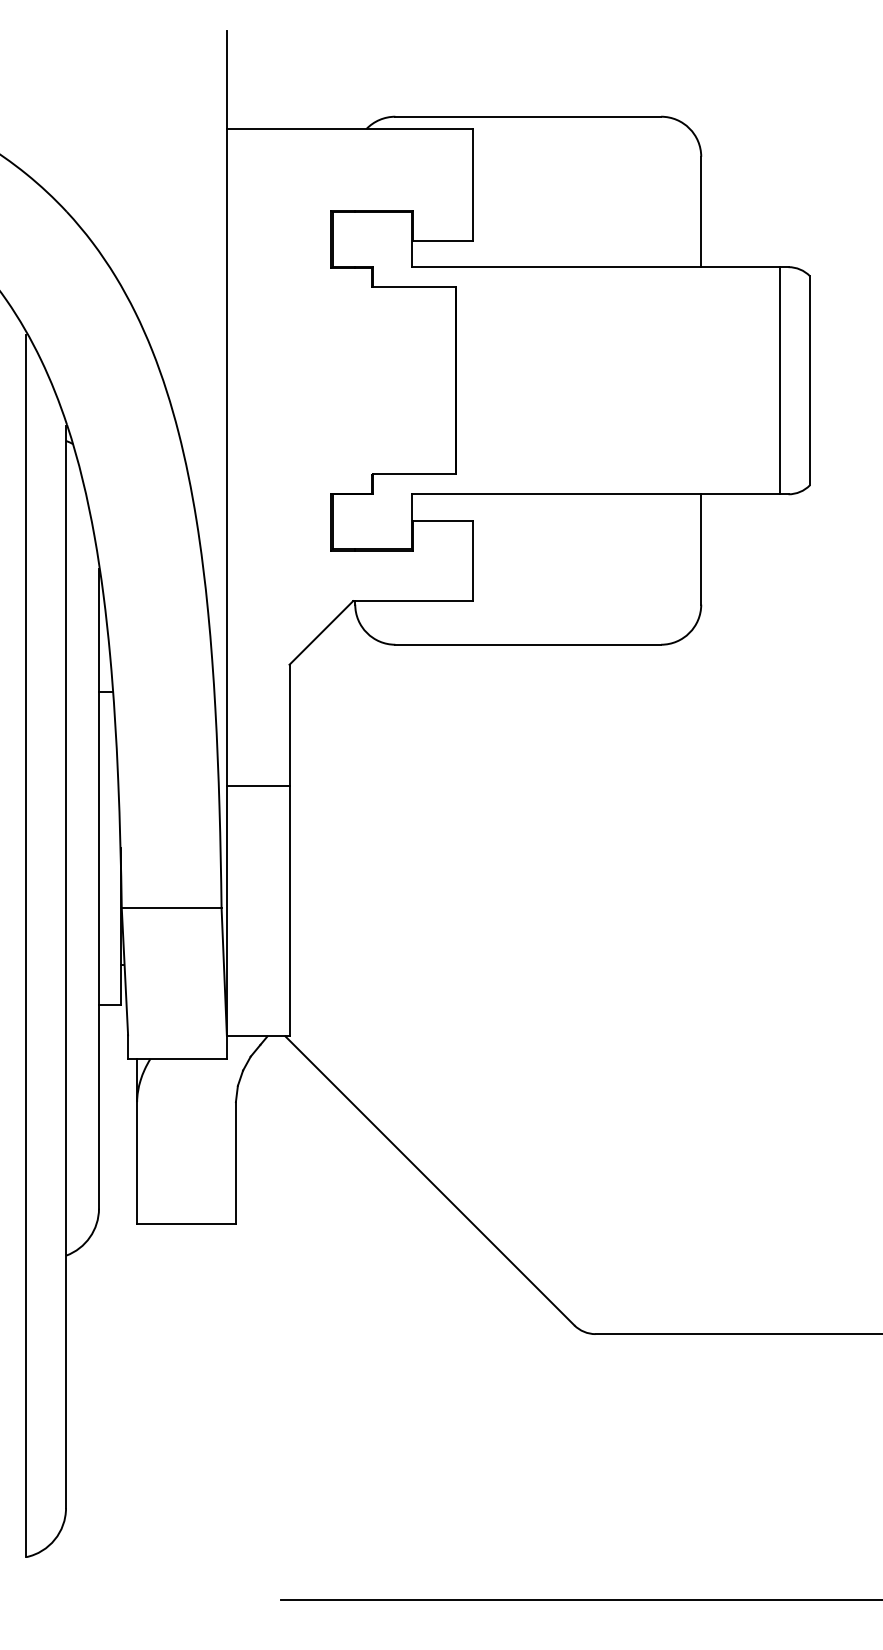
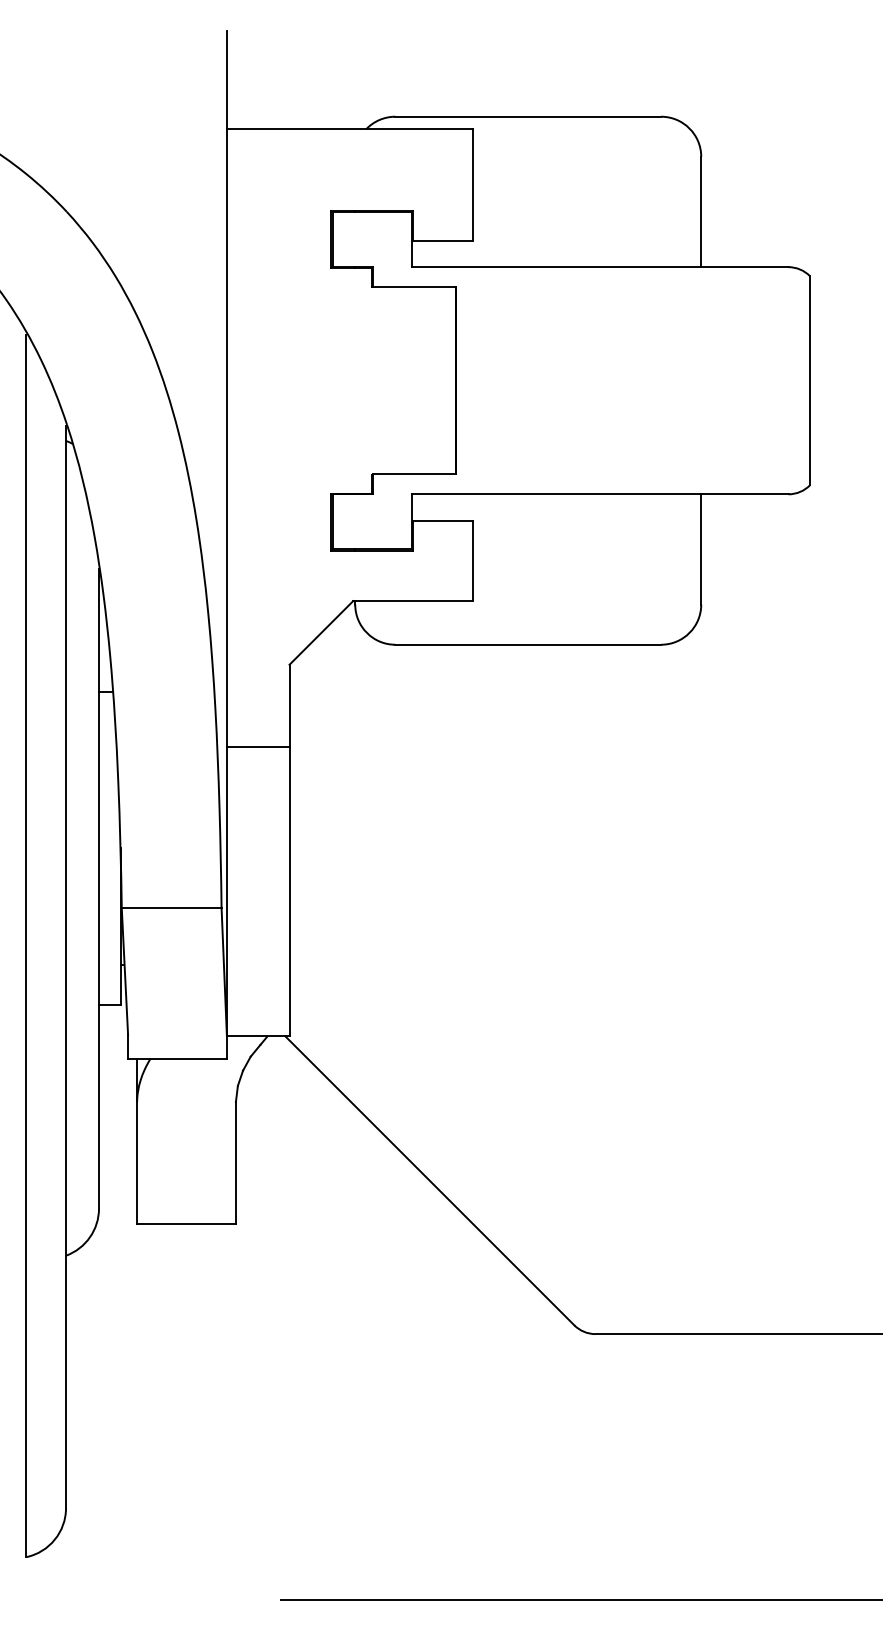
line: present -> none (779, 380)
line position: (257, 785) -> (257, 746) (257, 746)
